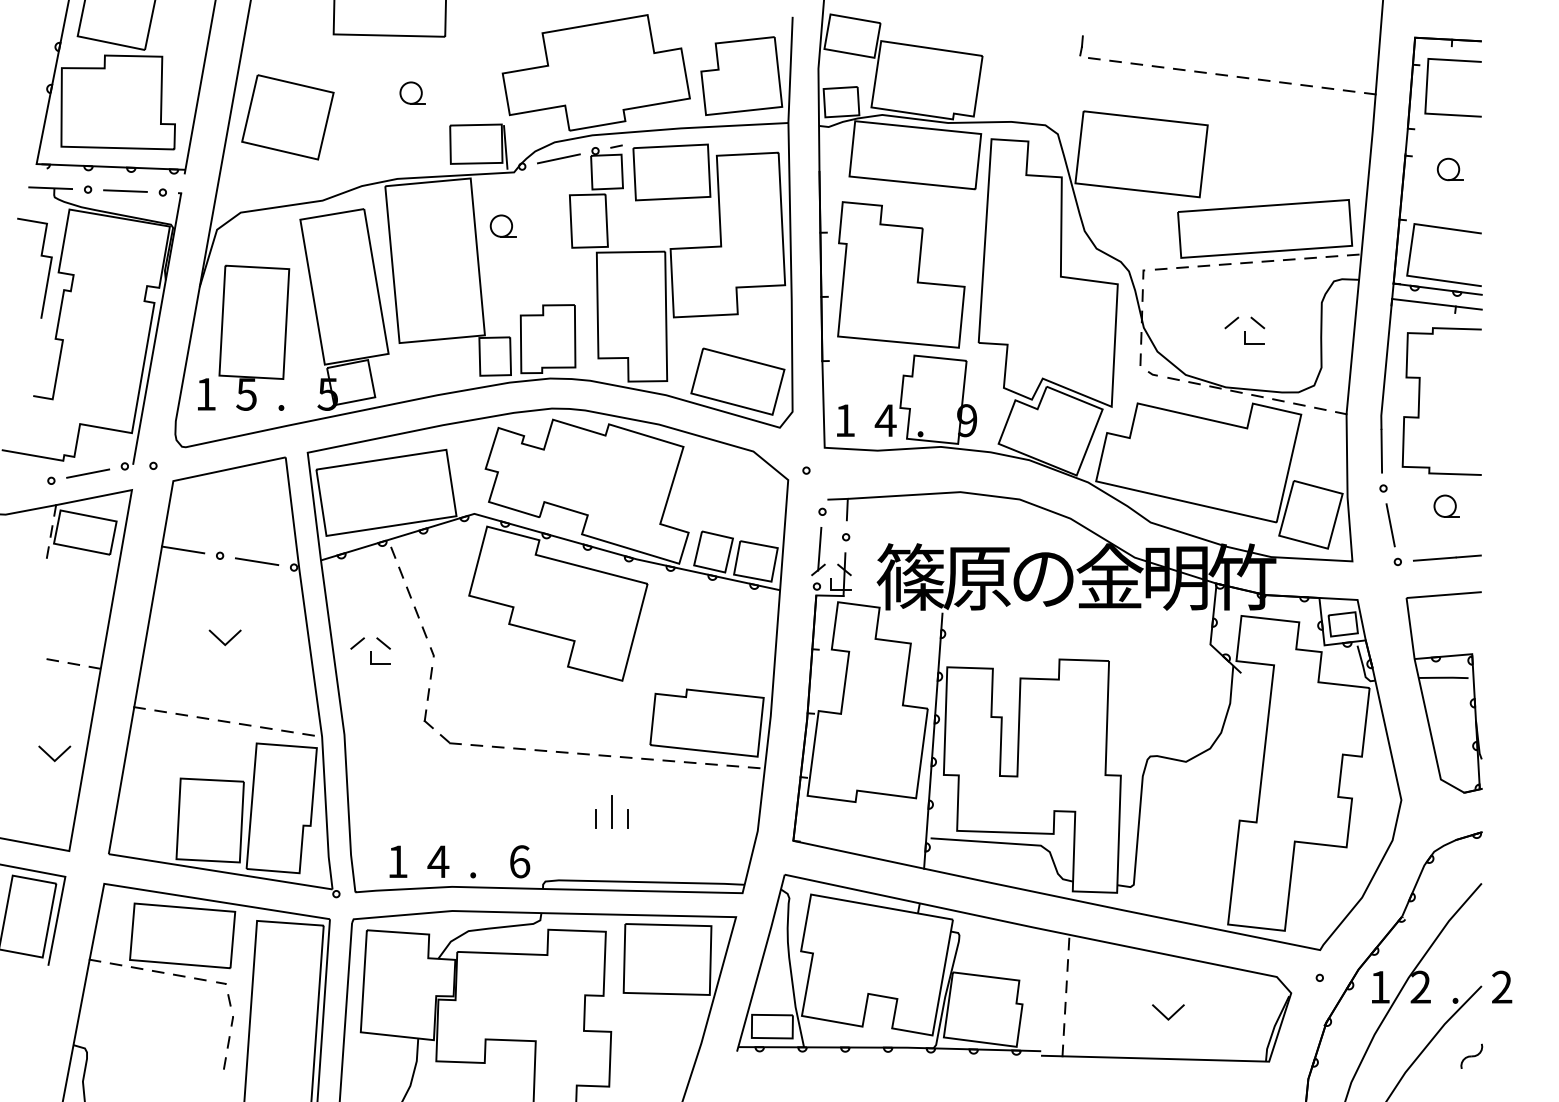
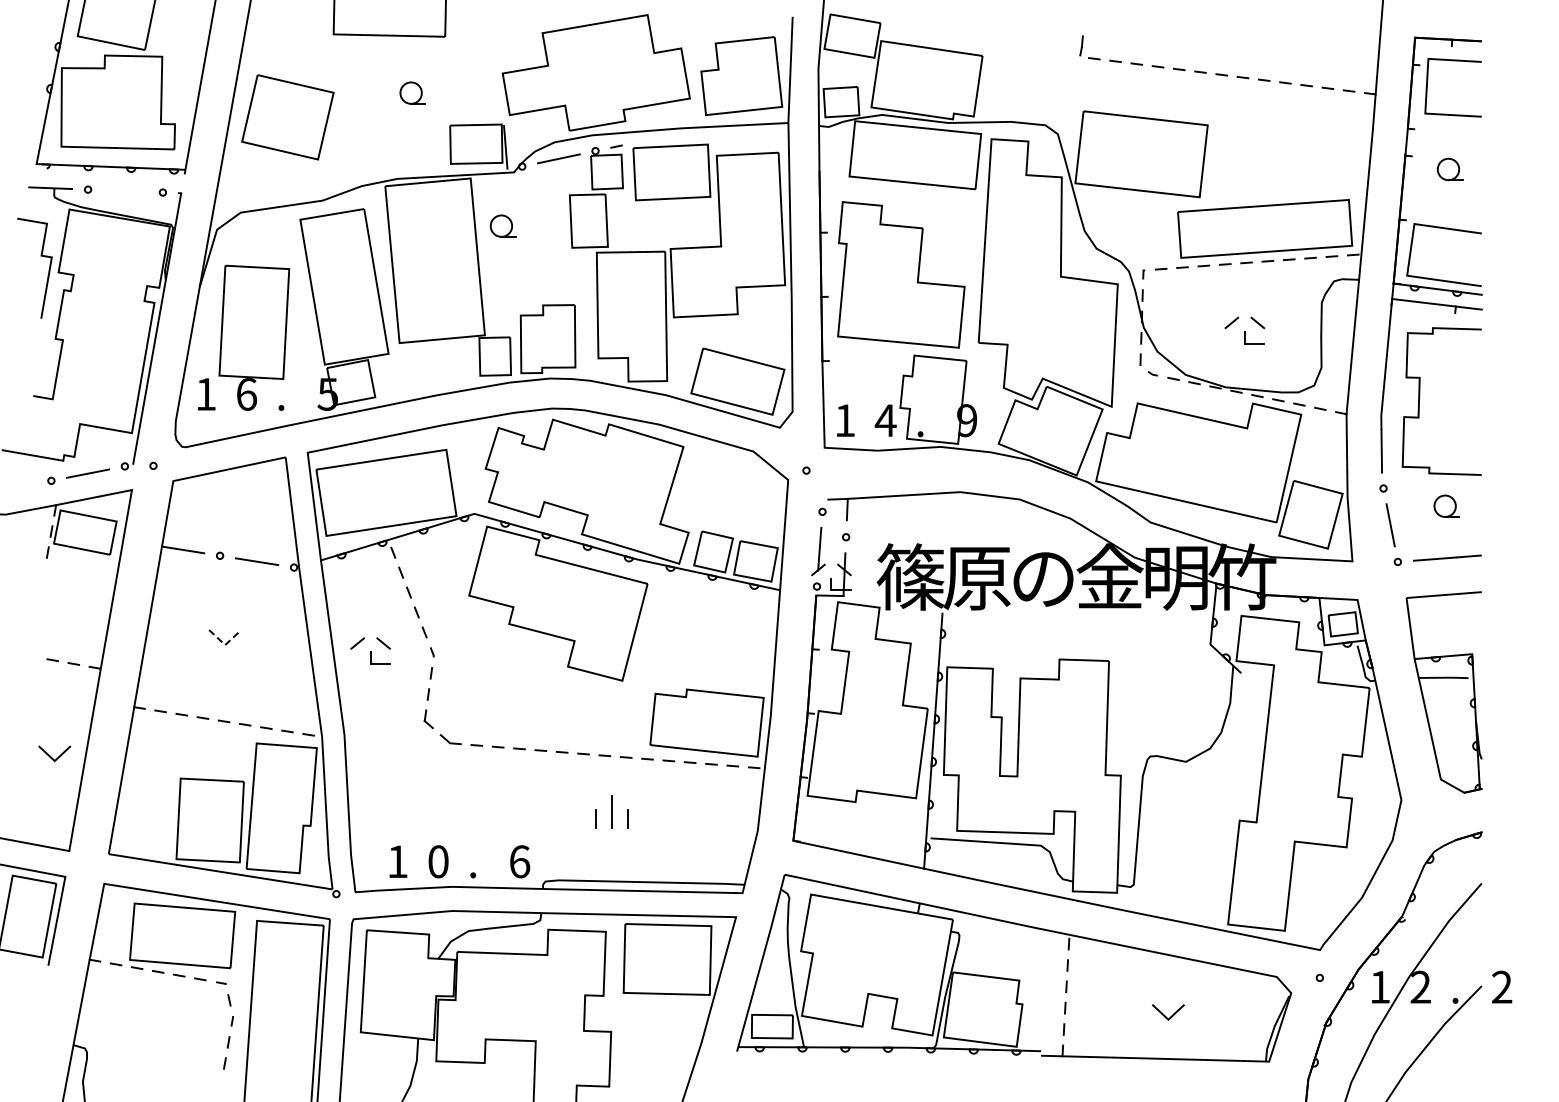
line: present -> none (125, 190)
text: 5 -> 6 (246, 394)
line: solid -> dashed (225, 645)
text: 4 -> 0 (438, 861)
part: present -> none (1471, 1055)
